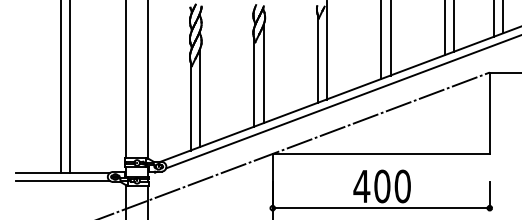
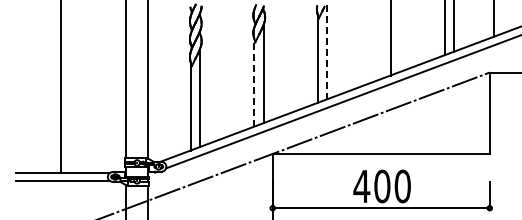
line: present -> none (502, 17)
line: present -> none (381, 40)
line: solid -> dashed (327, 49)
line: solid -> dashed (254, 82)
line: present -> none (70, 87)
